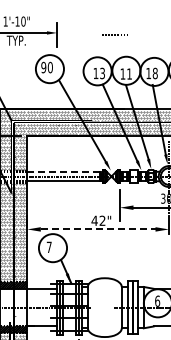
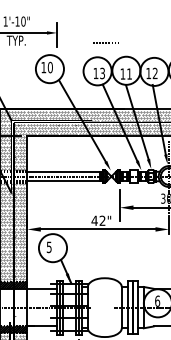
line position: (114, 34) -> (105, 42) (105, 42)
text: 90 -> 10 (43, 67)
text: 18 -> 12 (154, 73)
line: dashed -> solid (65, 172)
line: dashed -> solid (99, 229)
text: 7 -> 5 (48, 247)
